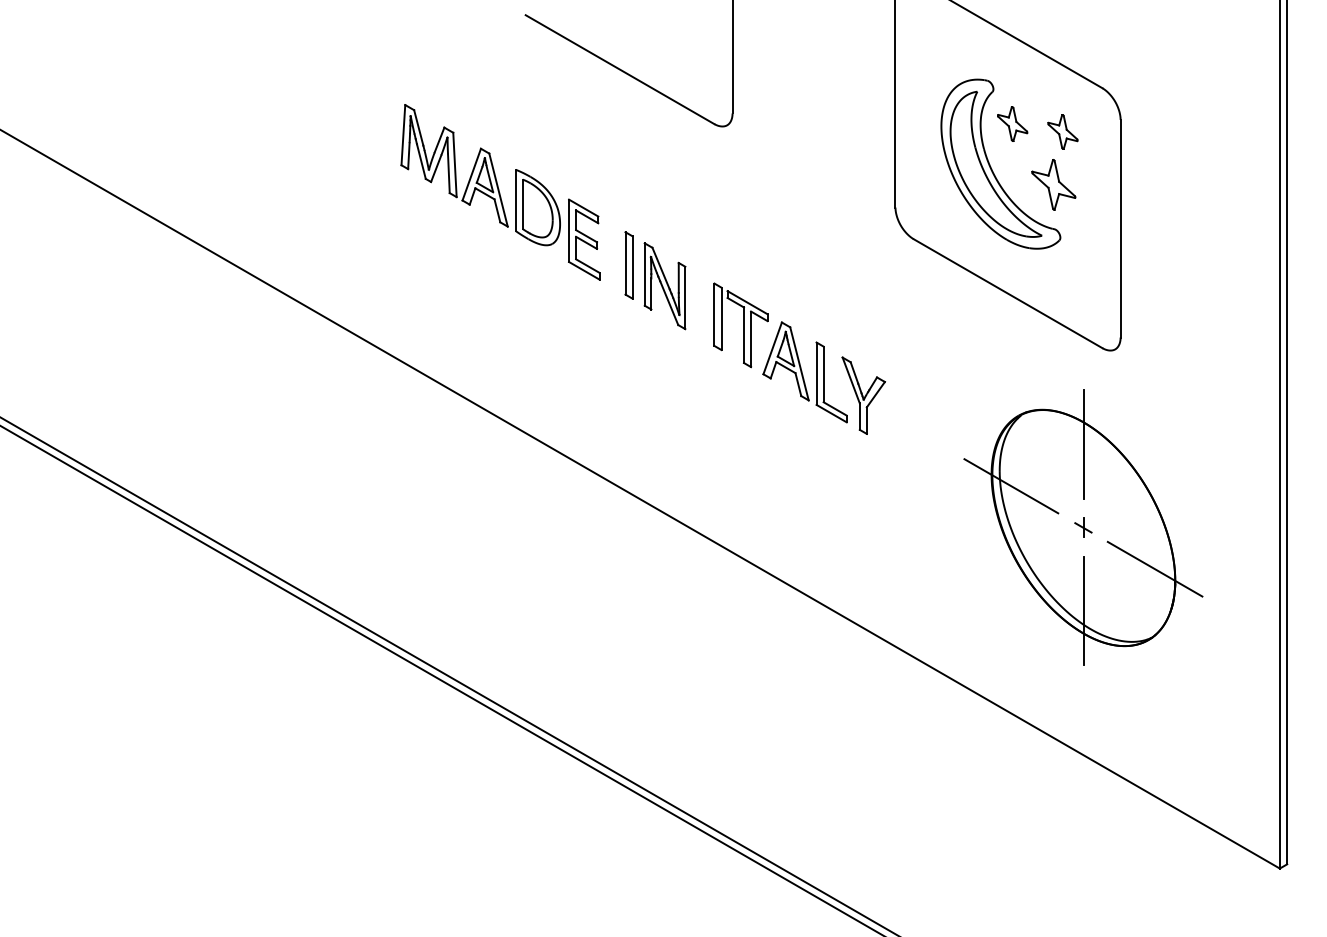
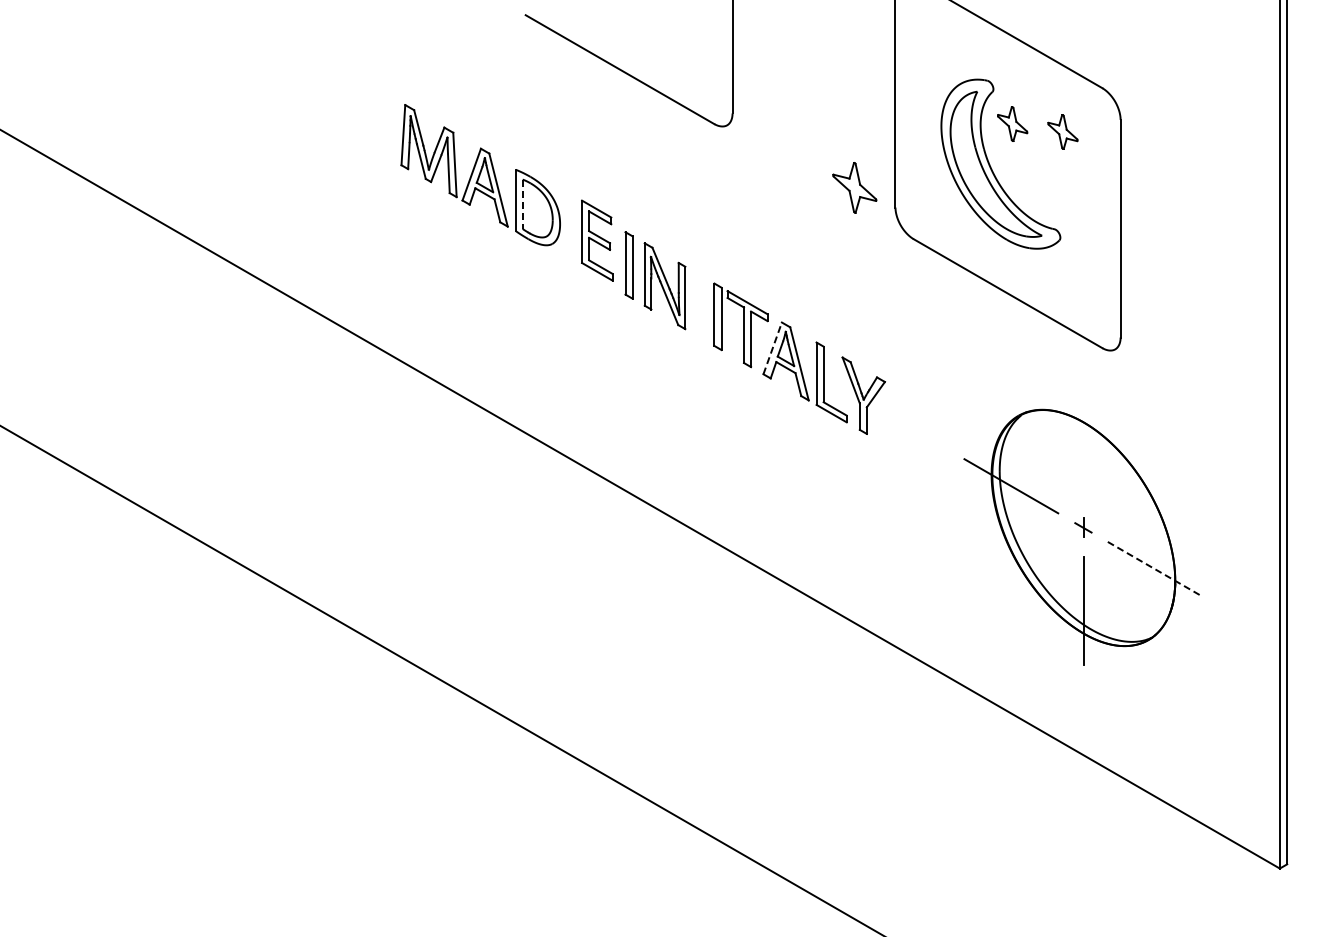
part position: (1053, 184) -> (854, 187) (854, 187)
line: solid -> dashed (522, 204)
part position: (584, 239) -> (597, 240) (597, 240)
line: solid -> dashed (772, 347)
line: present -> none (1083, 444)
line: solid -> dashed (1155, 569)
line: present -> none (448, 675)
